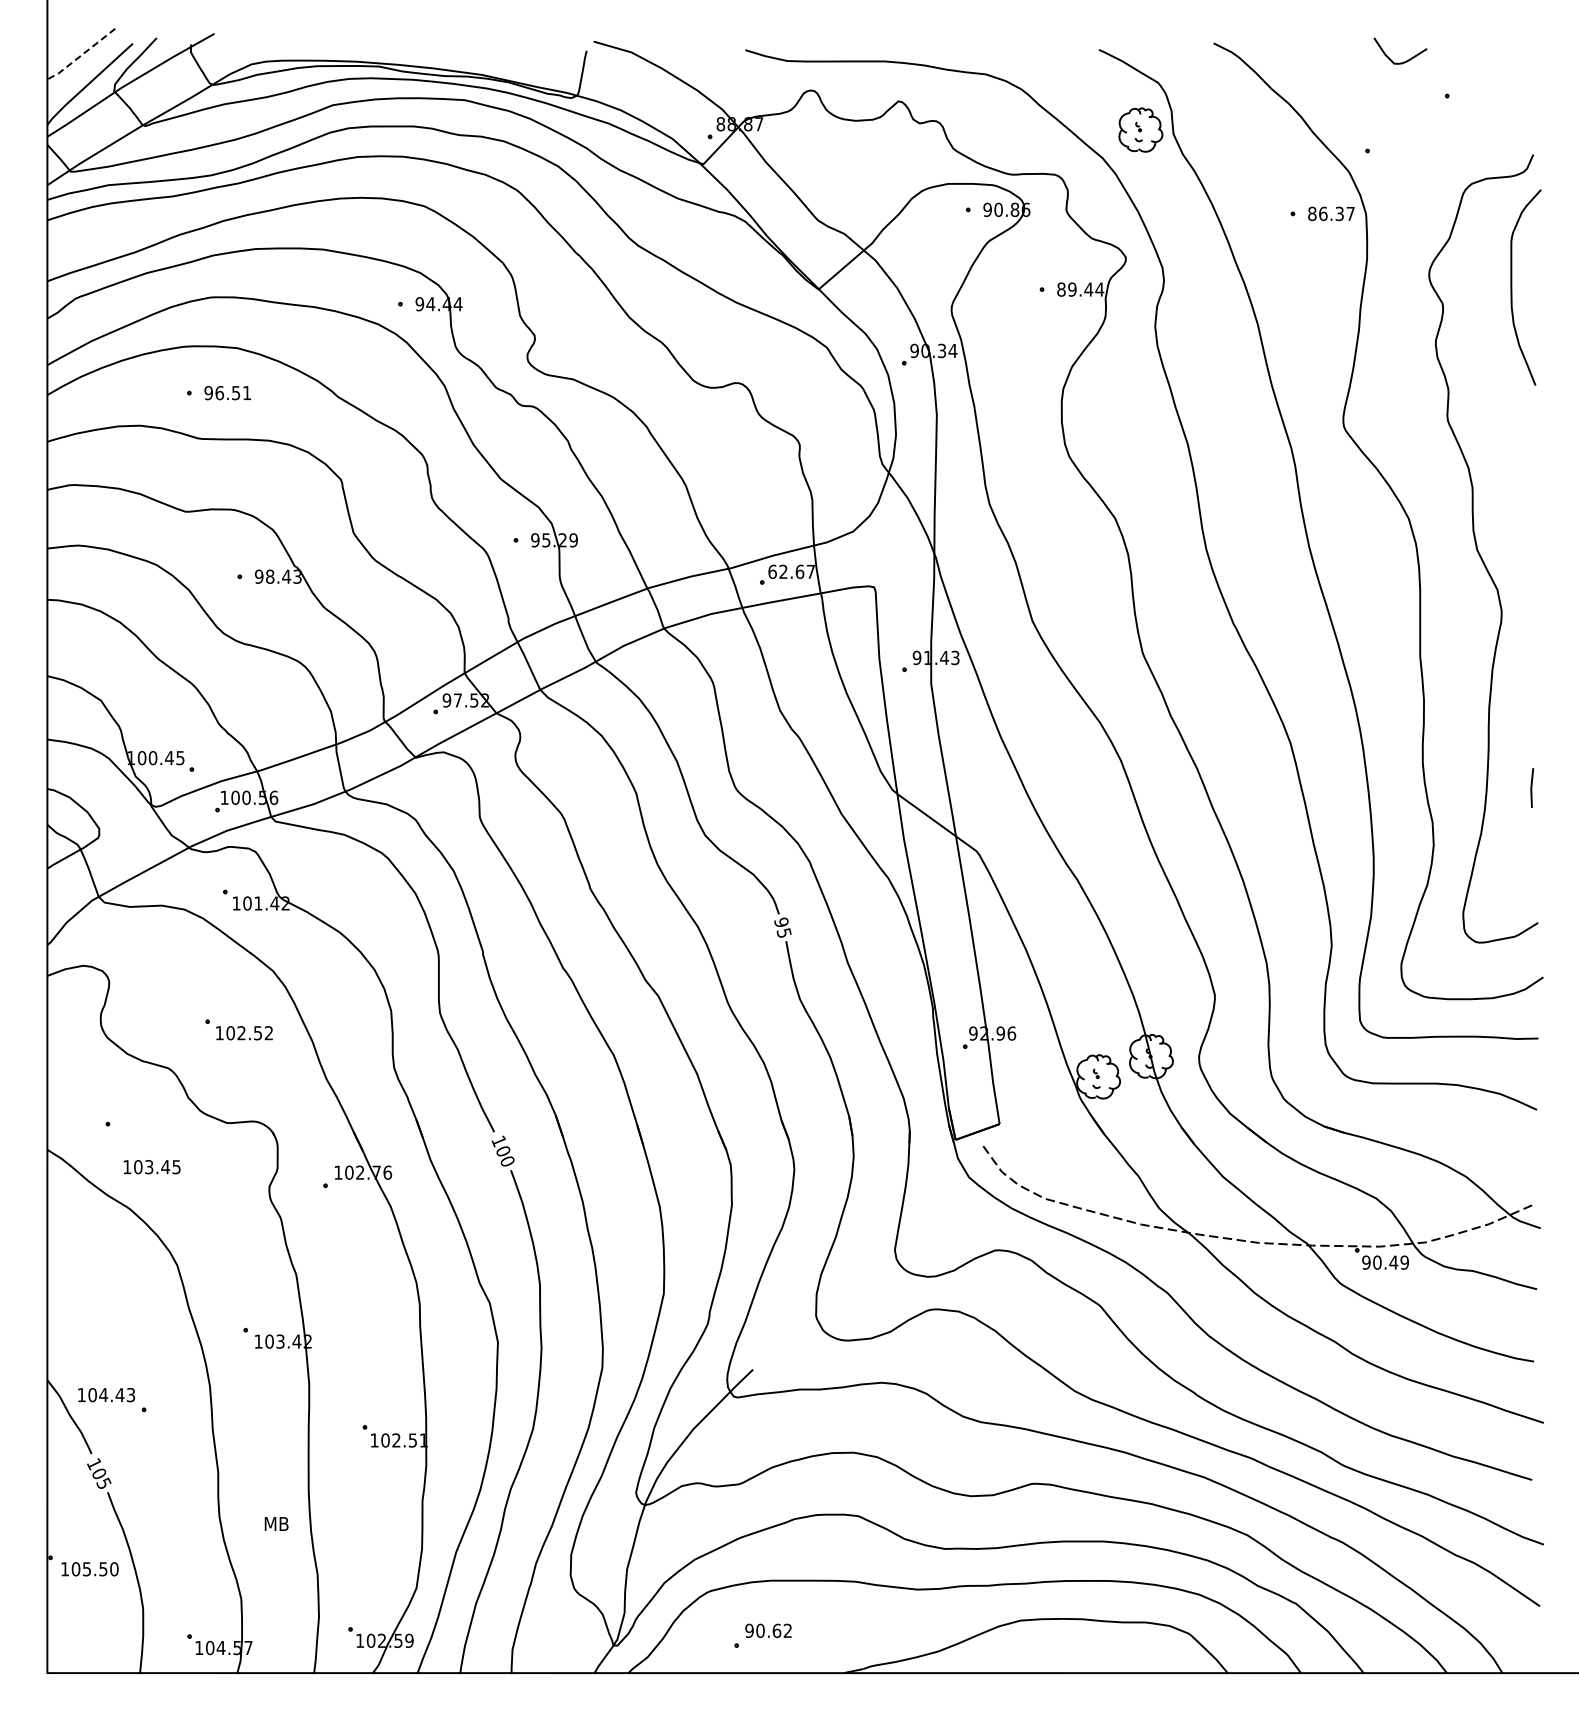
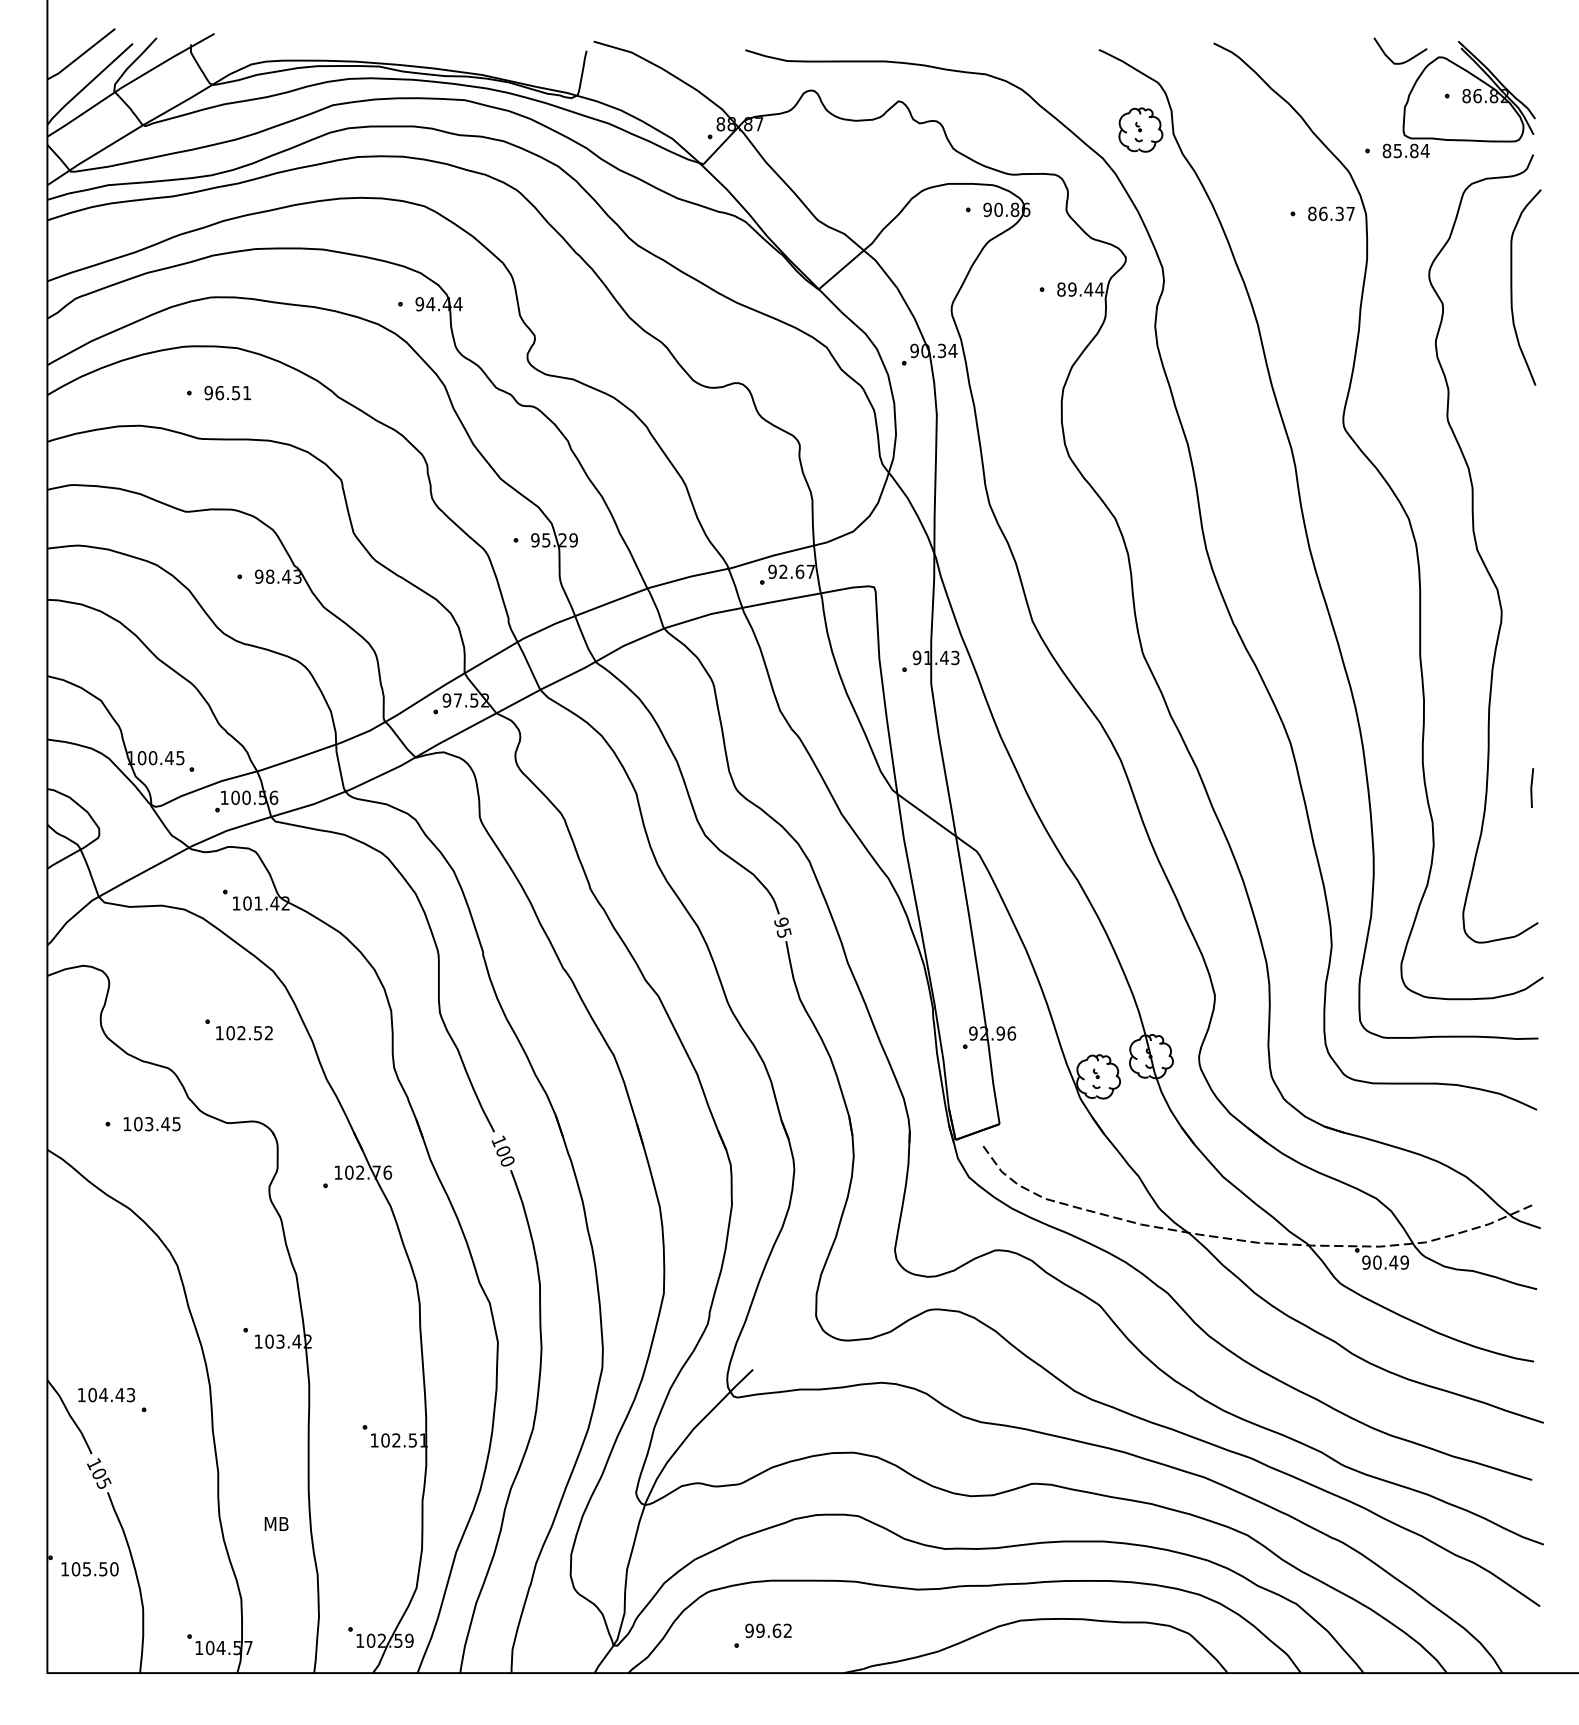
line: dashed -> solid (81, 55)
part: none -> present (1458, 99)
text: 62.67 -> 92.67 (772, 571)
text position: (151, 1167) -> (151, 1124) (151, 1124)
text: 90.62 -> 99.62 (760, 1631)
